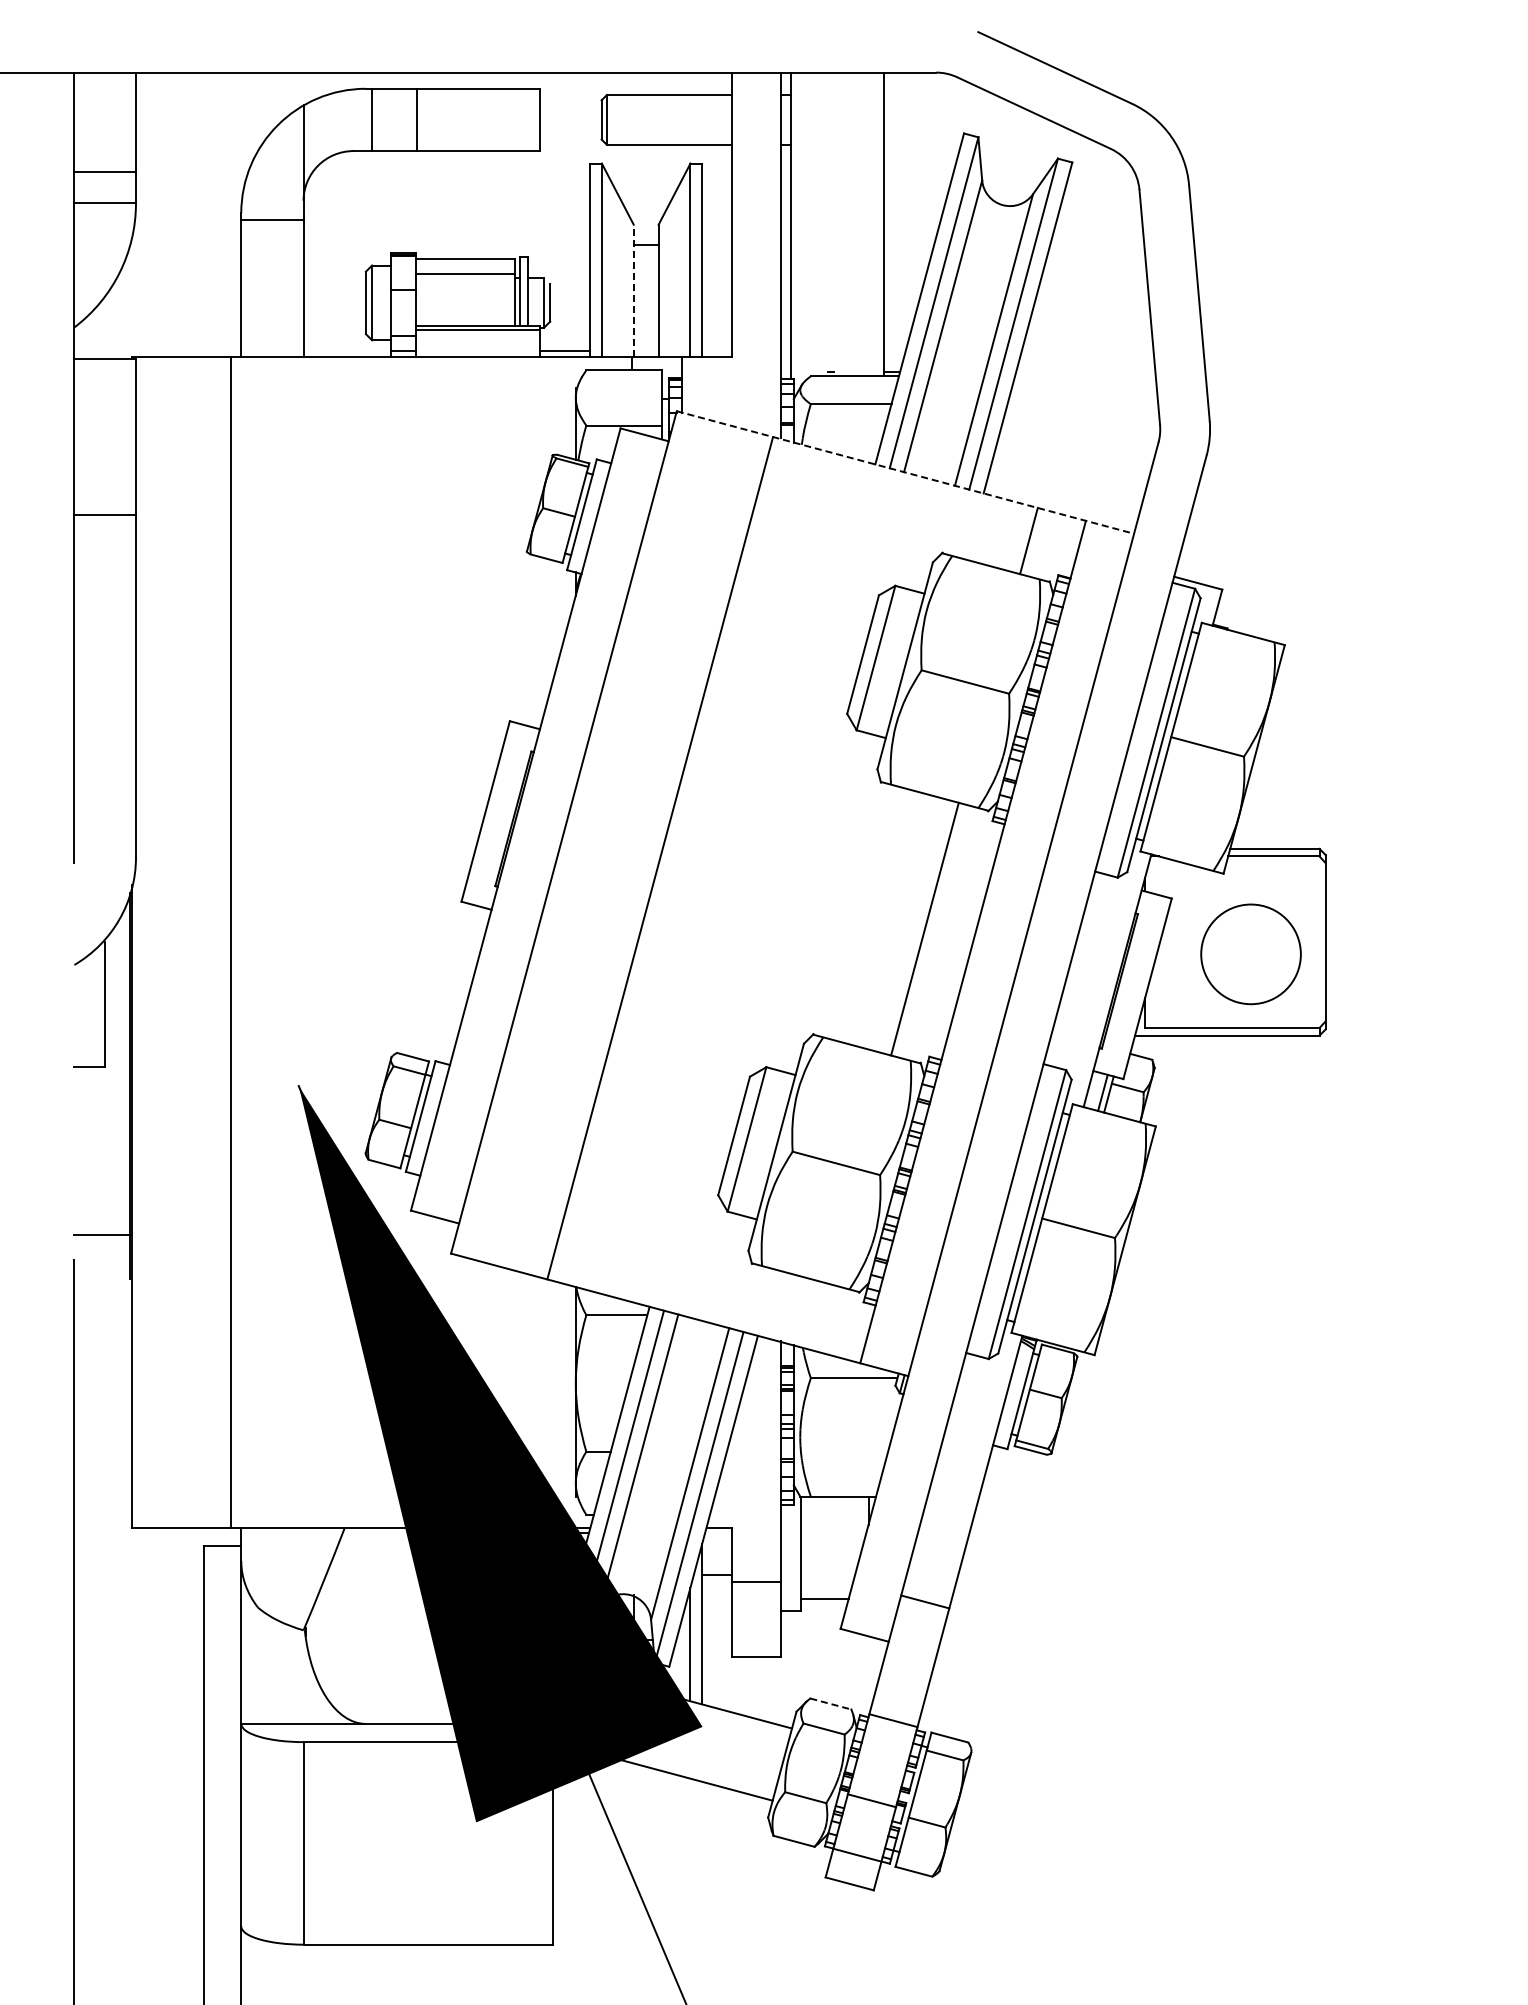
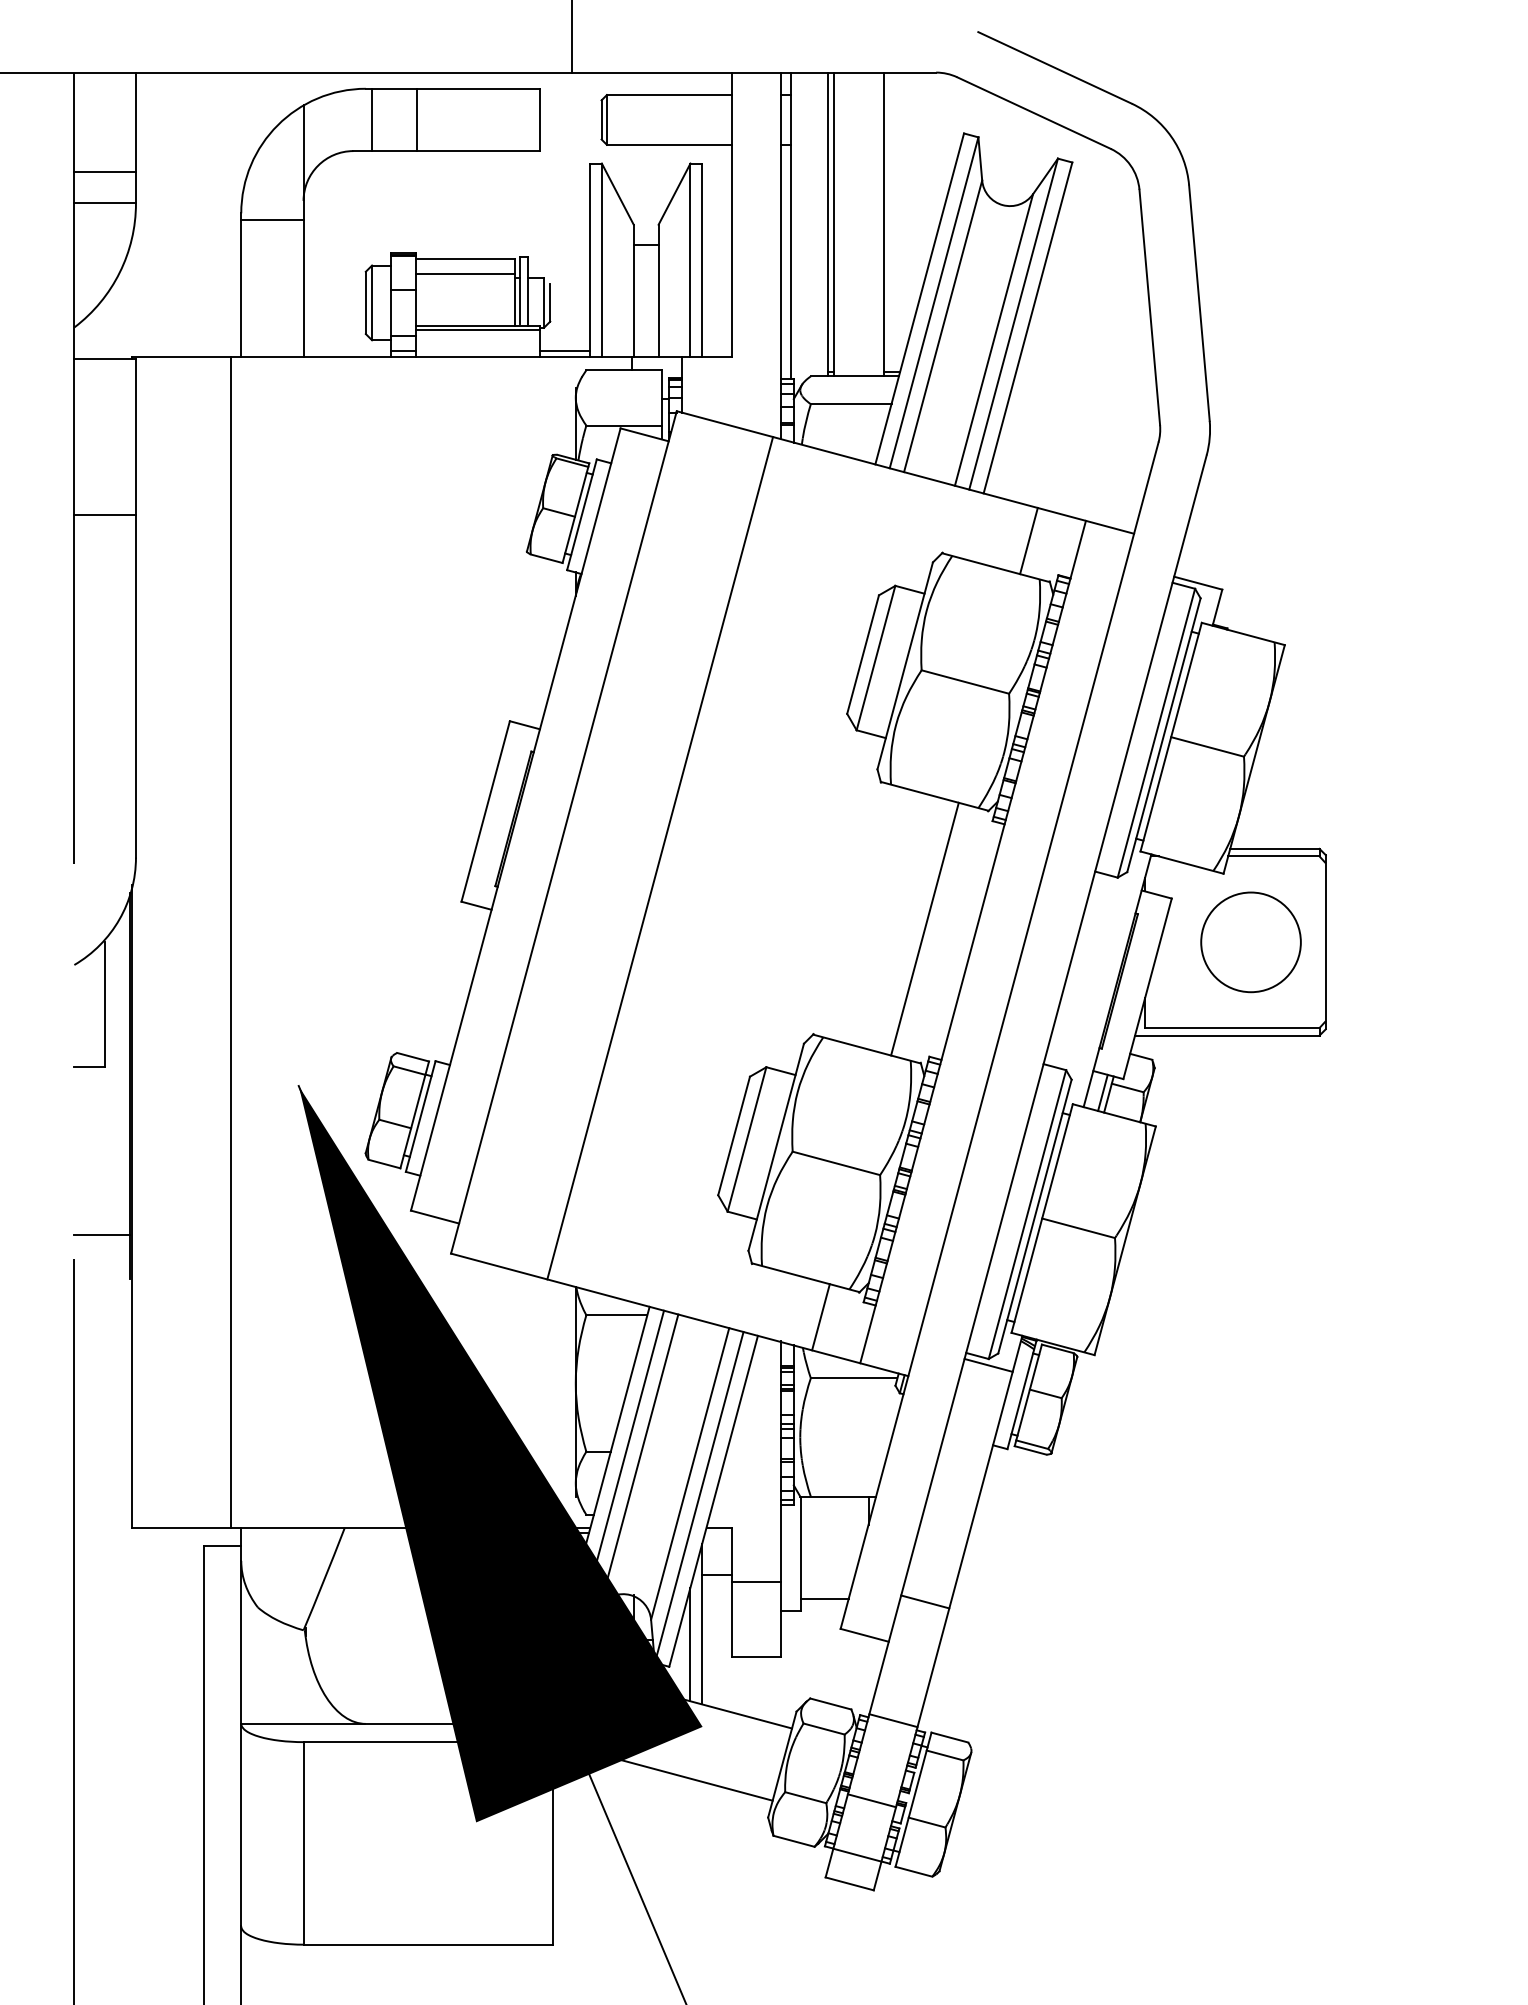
line: none -> present (572, 37)
line: none -> present (828, 224)
line: none -> present (833, 224)
line: dashed -> solid (633, 290)
line: dashed -> solid (905, 472)
circle position: (1250, 954) -> (1250, 942) (1250, 942)
line: none -> present (820, 1317)
line: none -> present (988, 1364)
line: dashed -> solid (831, 1704)
